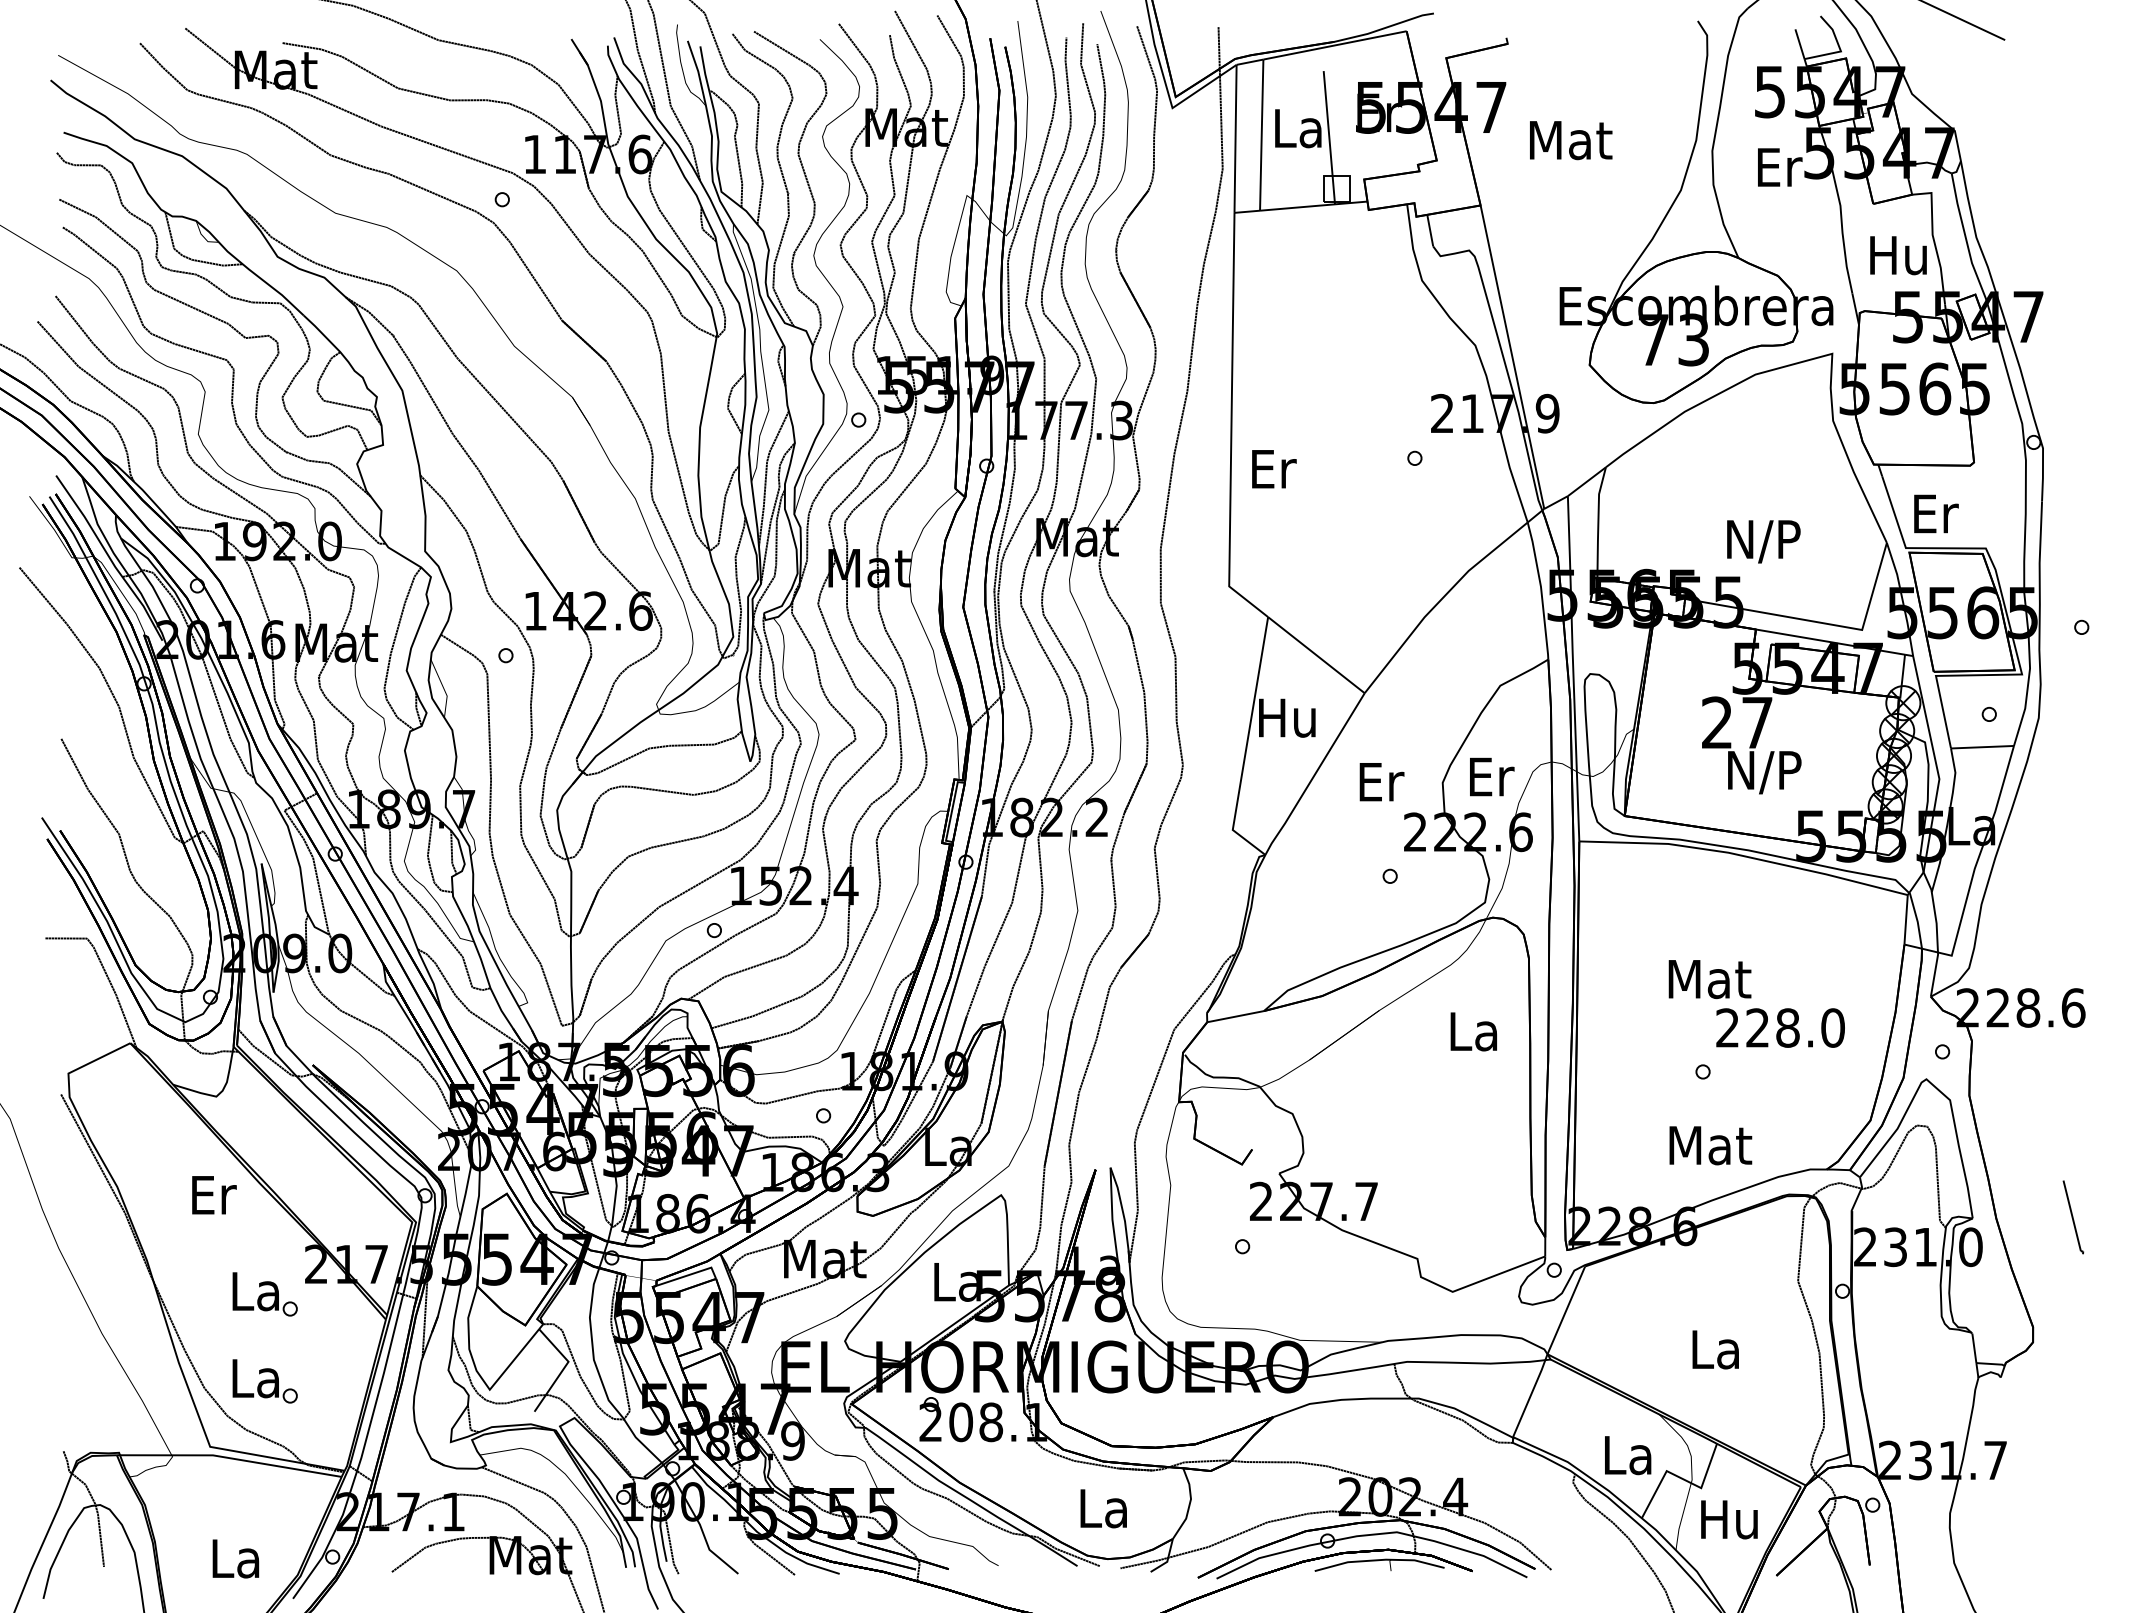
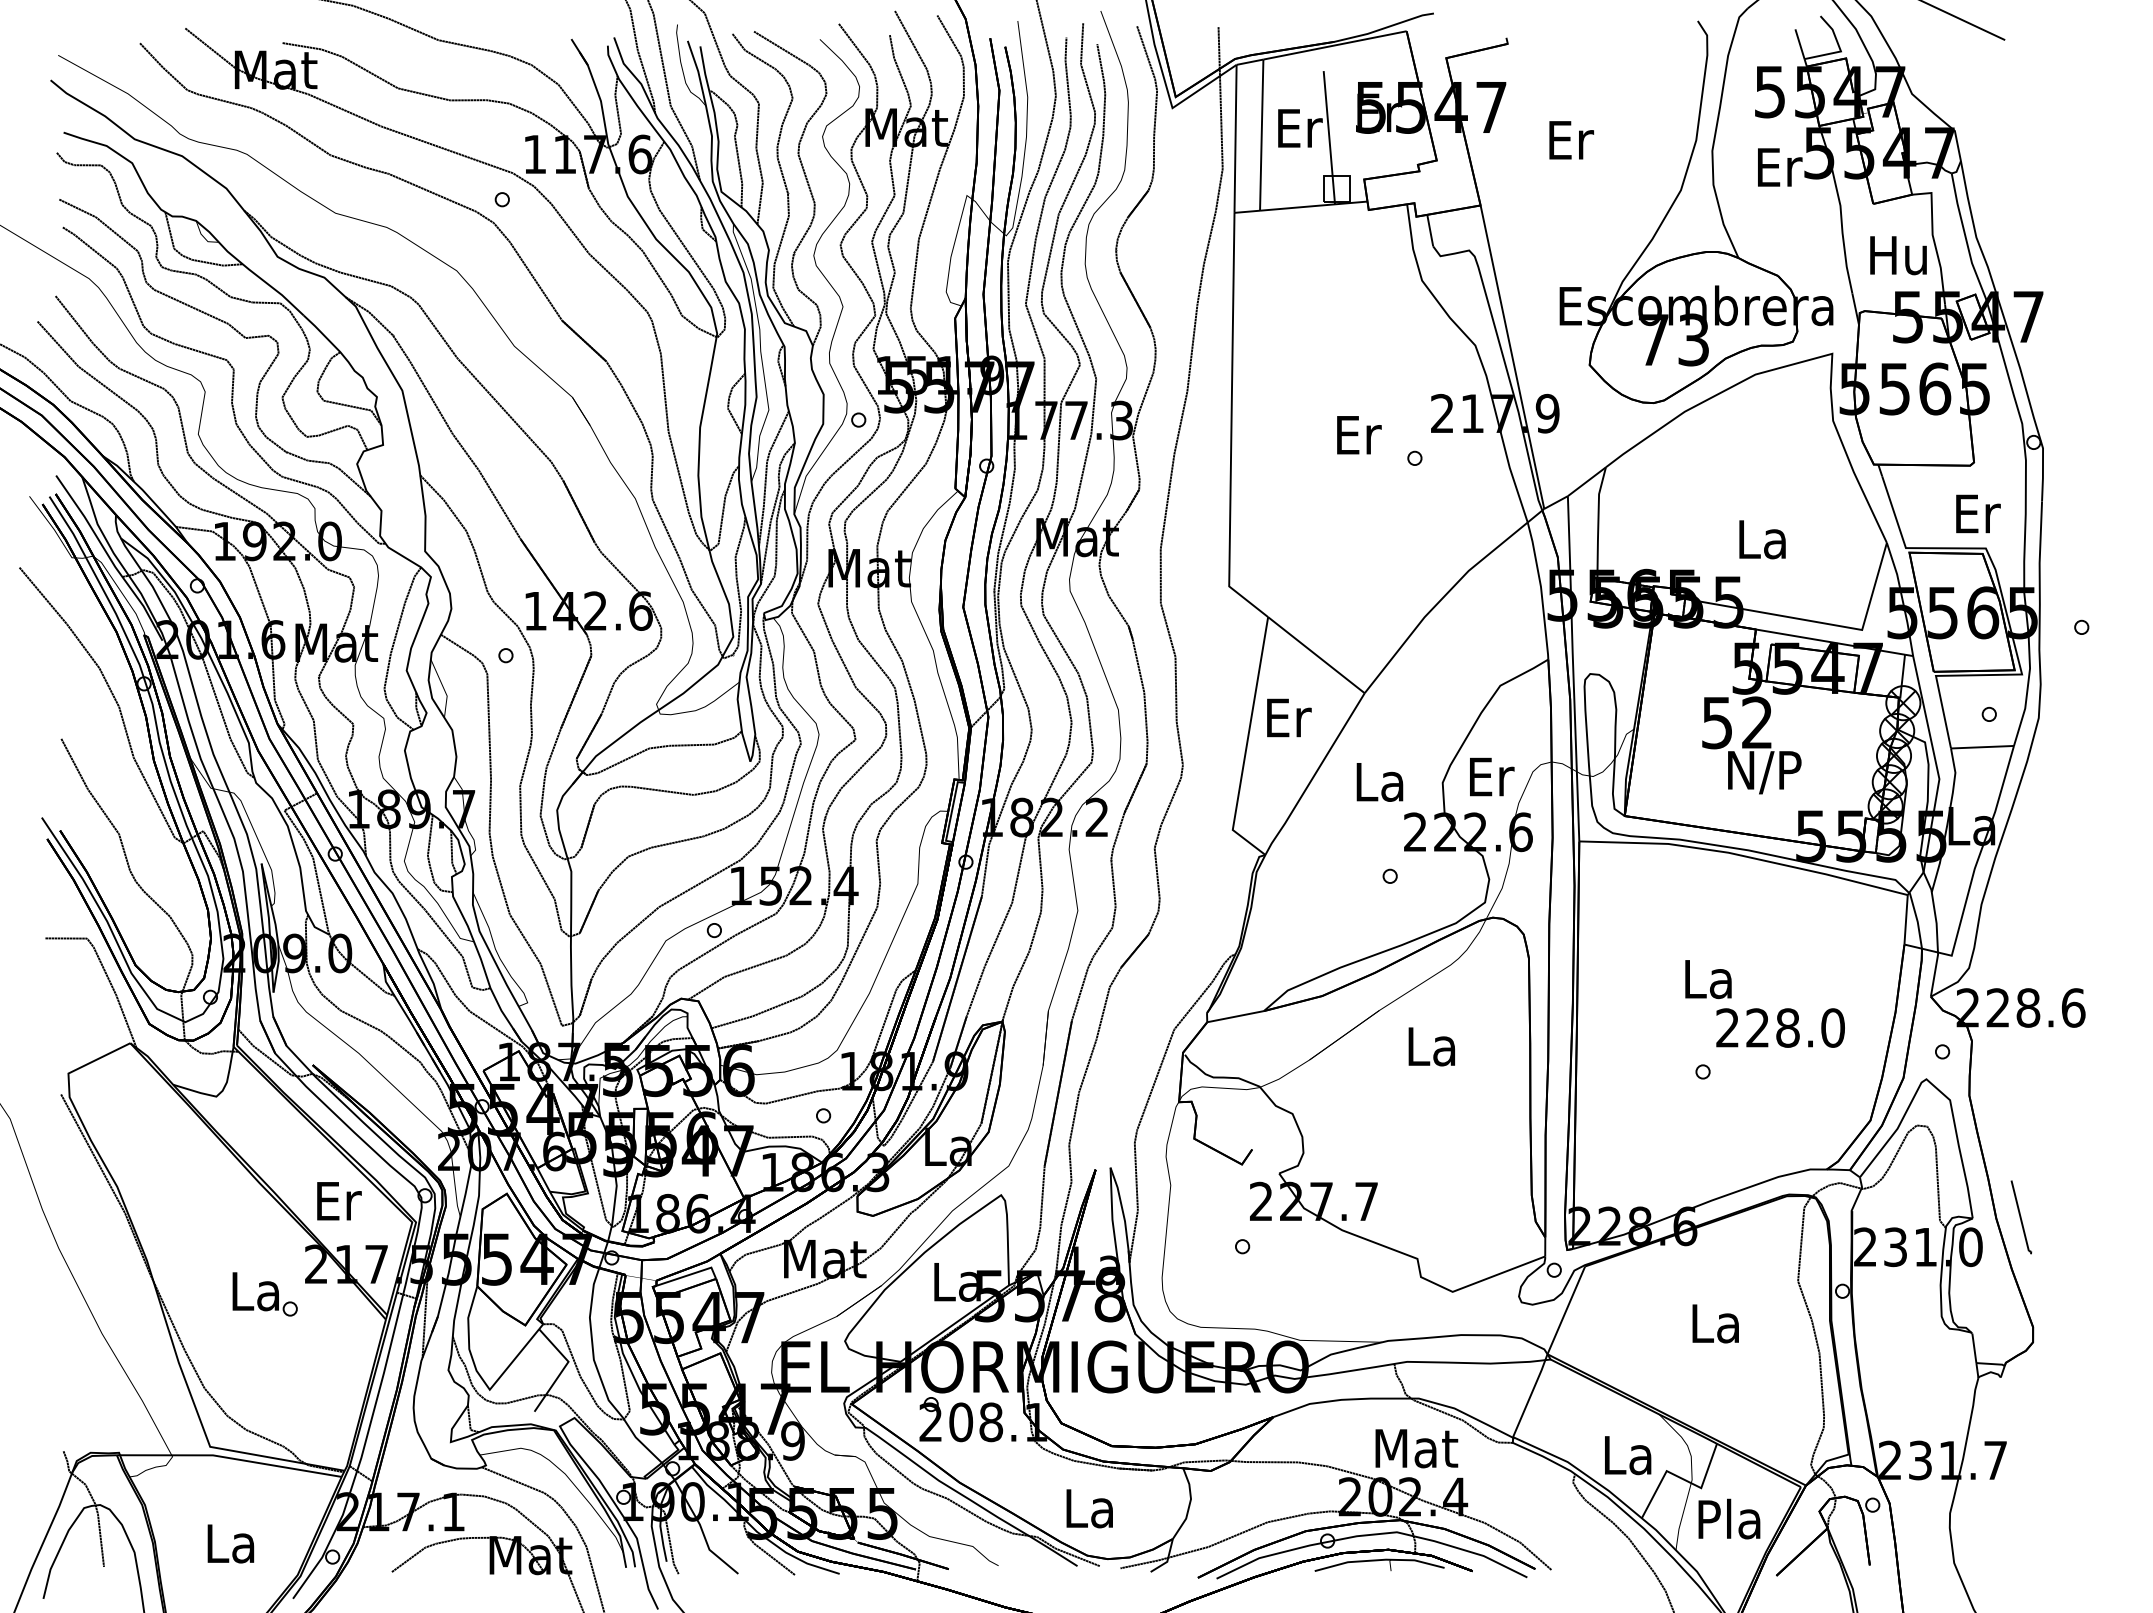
text: La -> Er (1298, 128)
text: Mat -> Er (1571, 140)
text position: (1274, 469) -> (1359, 435) (1359, 435)
text position: (1936, 513) -> (1978, 513) (1978, 513)
text: N/P -> La (1763, 541)
text: Hu -> Er (1287, 717)
text: 27 -> 52 (1737, 722)
text: Er -> La (1380, 782)
text: Mat -> La (1709, 979)
text position: (1473, 1031) -> (1431, 1046) (1431, 1046)
text position: (1710, 1145) -> (1416, 1448) (1416, 1448)
text position: (214, 1195) -> (339, 1201) (339, 1201)
part position: (2073, 1217) -> (2021, 1217) (2021, 1217)
text position: (1715, 1349) -> (1715, 1323) (1715, 1323)
part: present -> none (264, 1381)
text position: (1103, 1508) -> (1089, 1508) (1089, 1508)
text: Hu -> Pla (1729, 1518)
text position: (235, 1558) -> (230, 1543) (230, 1543)
